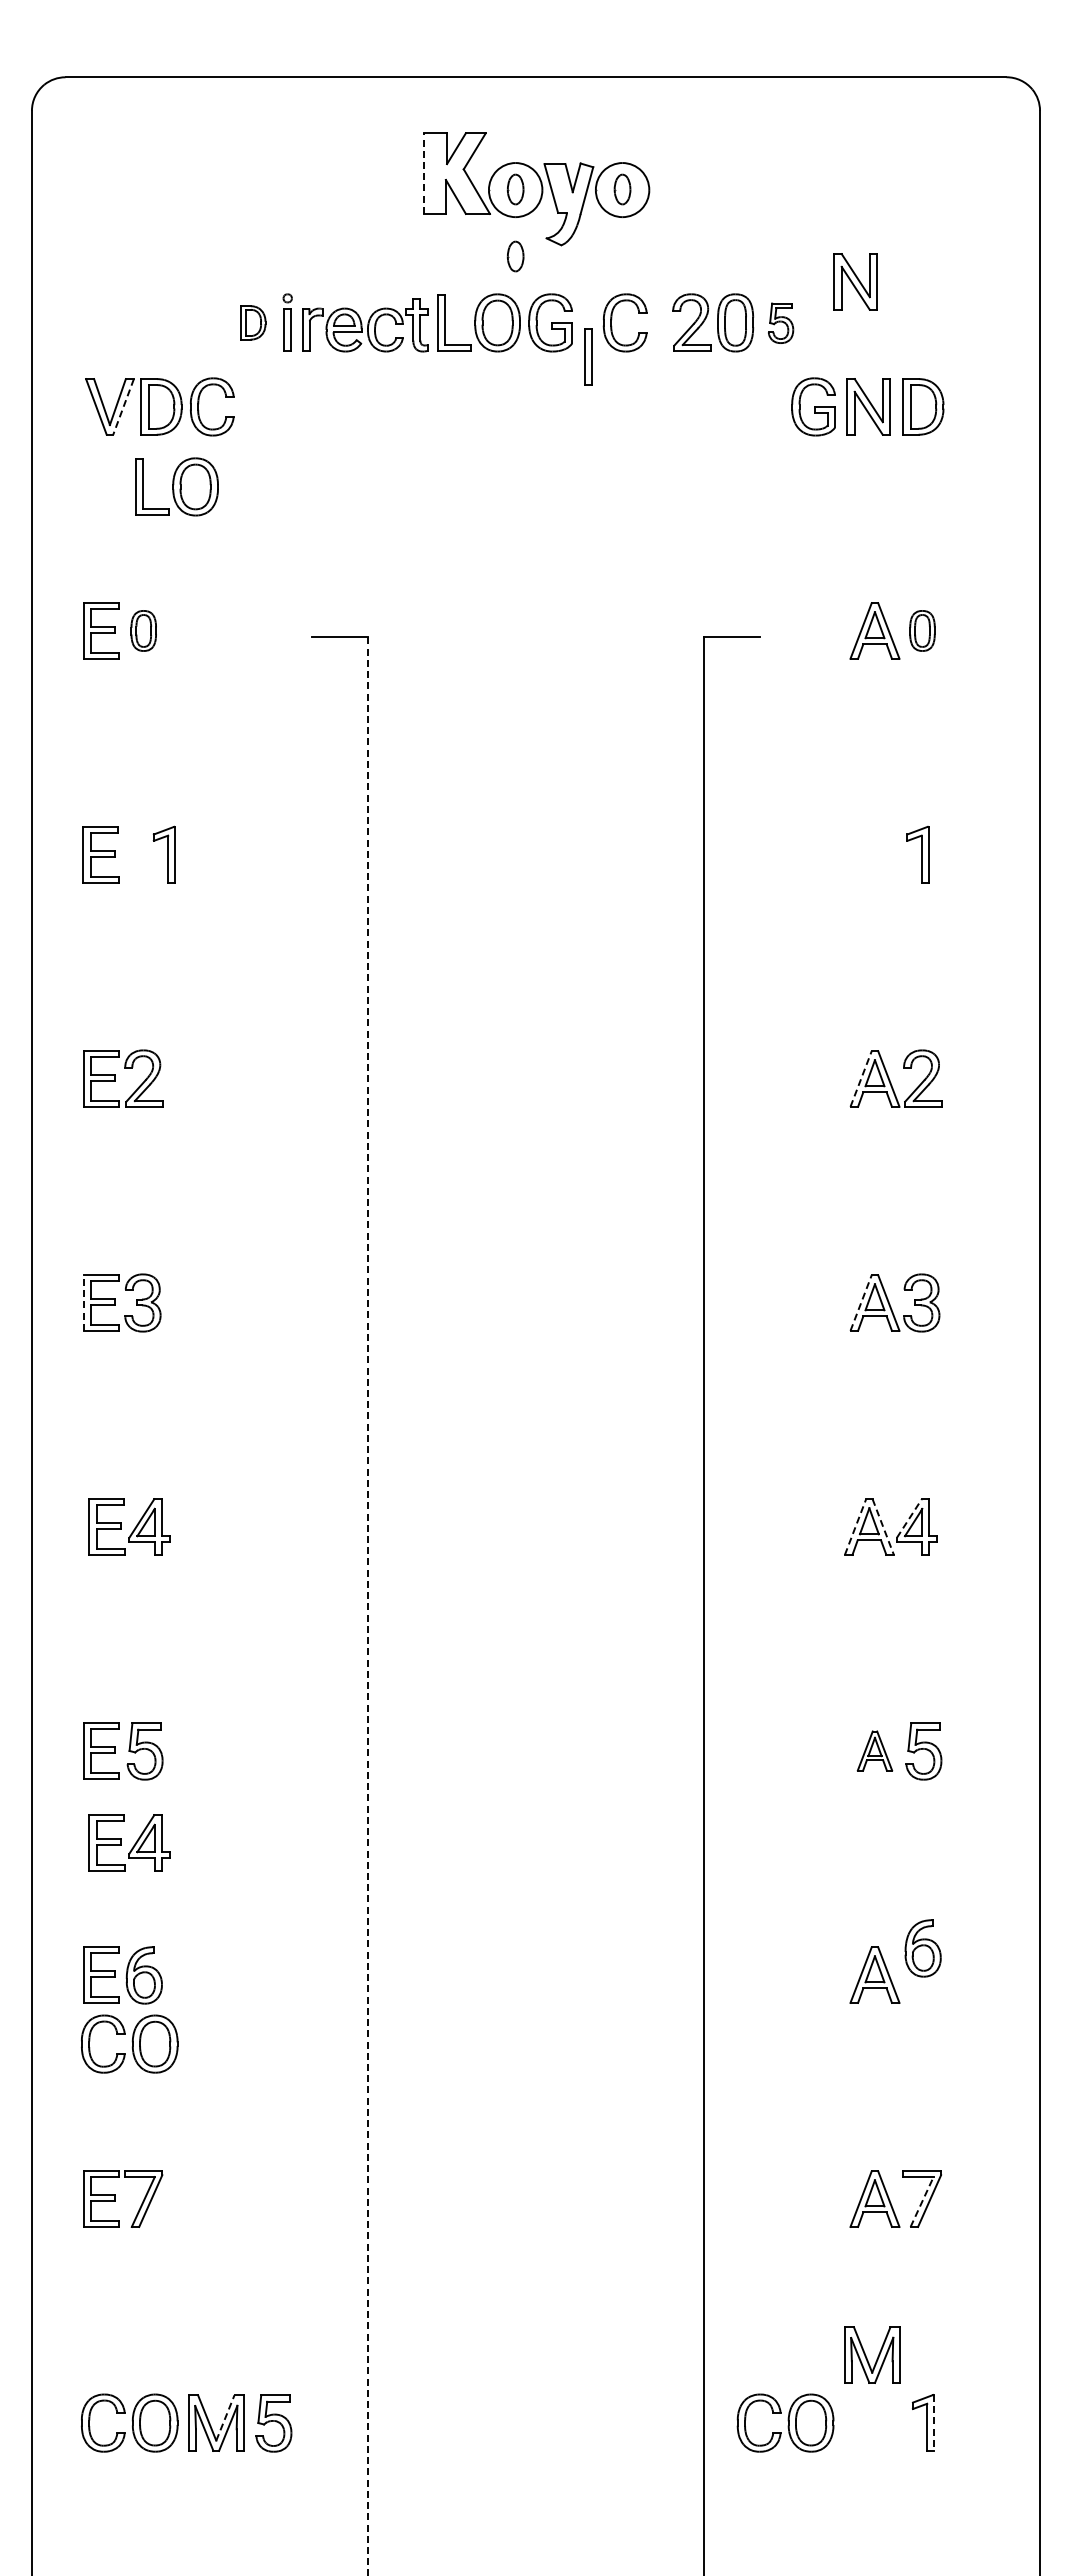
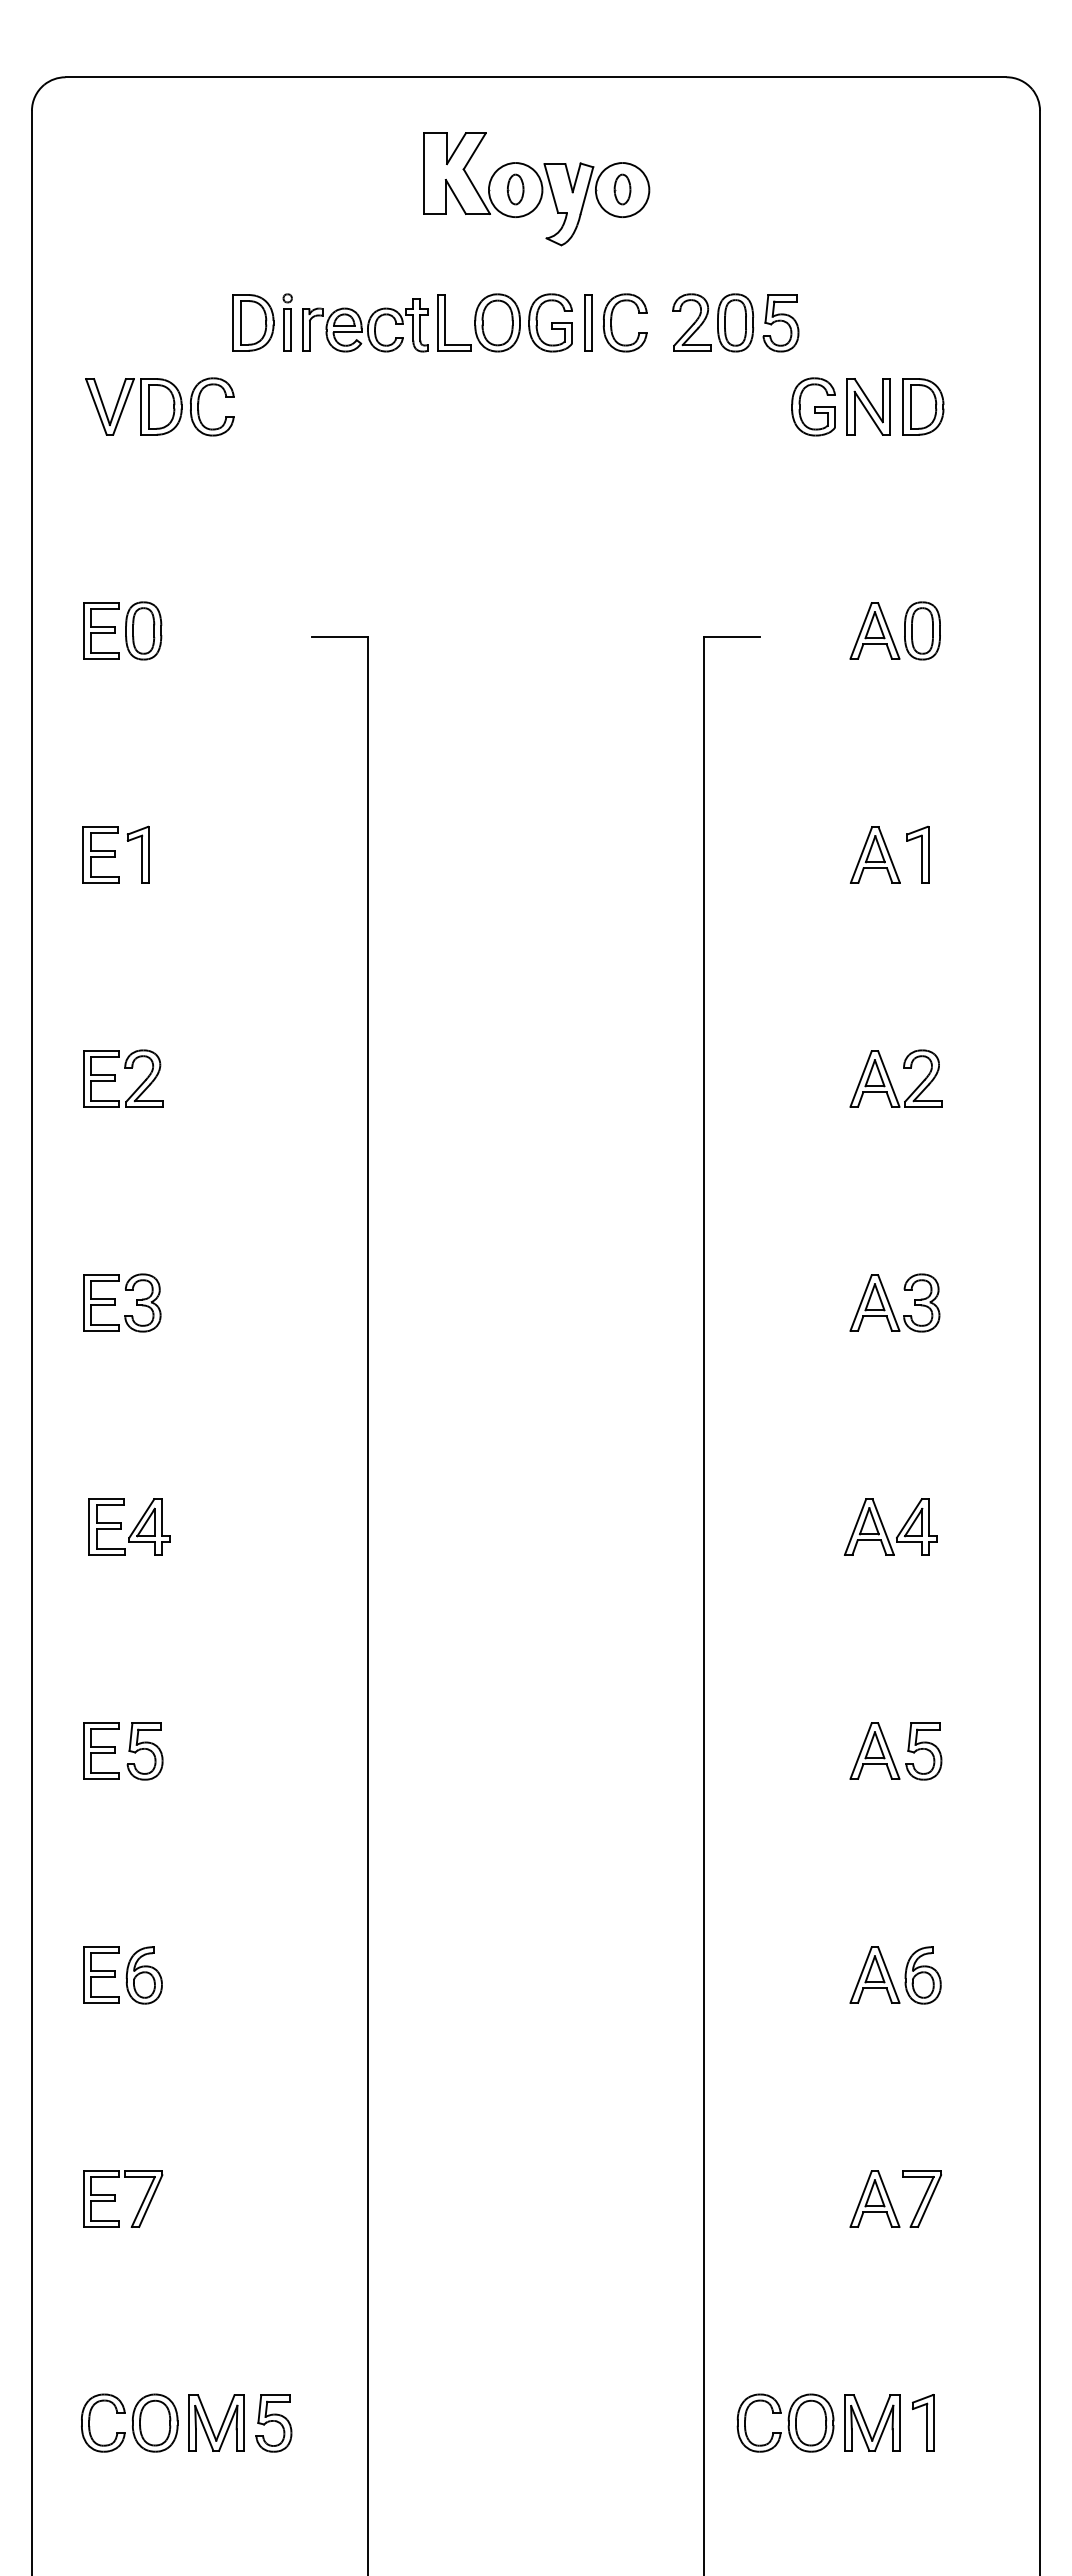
line: dashed -> solid (423, 173)
part: present -> none (515, 256)
part: present -> none (855, 281)
part size: 27x36 px -> 43x58 px (253, 322)
part size: 27x42 px -> 38x59 px (780, 323)
part position: (588, 356) -> (588, 322) (588, 322)
line: dashed -> solid (123, 406)
part: present -> none (176, 486)
part size: 27x42 px -> 38x60 px (143, 630)
part size: 27x42 px -> 37x60 px (922, 630)
part position: (163, 854) -> (137, 854) (137, 854)
part: none -> present (874, 854)
line: dashed -> solid (861, 1079)
line: dashed -> solid (83, 1303)
line: dashed -> solid (861, 1303)
line: dashed -> solid (909, 1518)
line: dashed -> solid (855, 1527)
line: dashed -> solid (883, 1527)
line: dashed -> solid (367, 1606)
part size: 38x42 px -> 52x58 px (874, 1750)
part: present -> none (129, 1842)
part position: (922, 1948) -> (922, 1975) (922, 1975)
part: present -> none (129, 2043)
line: dashed -> solid (922, 2201)
part position: (872, 2354) -> (872, 2422) (872, 2422)
line: dashed -> solid (225, 2417)
line: dashed -> solid (934, 2422)
